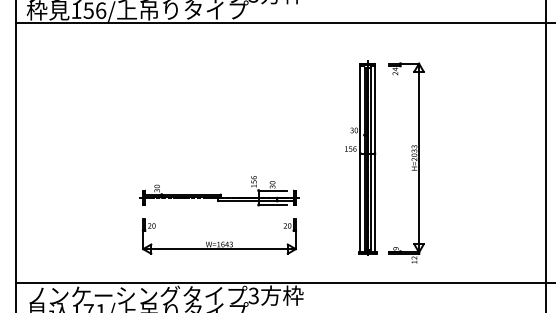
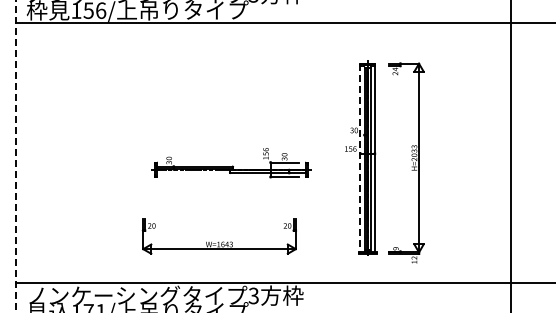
line position: (545, 155) -> (510, 155) (510, 155)
line: solid -> dashed (16, 156)
line: solid -> dashed (360, 158)
part position: (219, 191) -> (231, 163) (231, 163)
